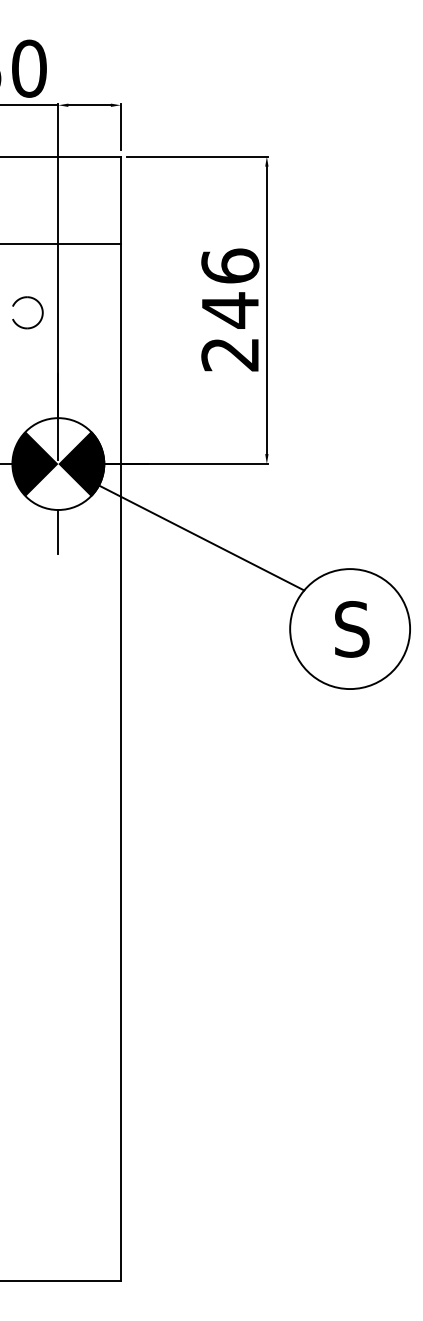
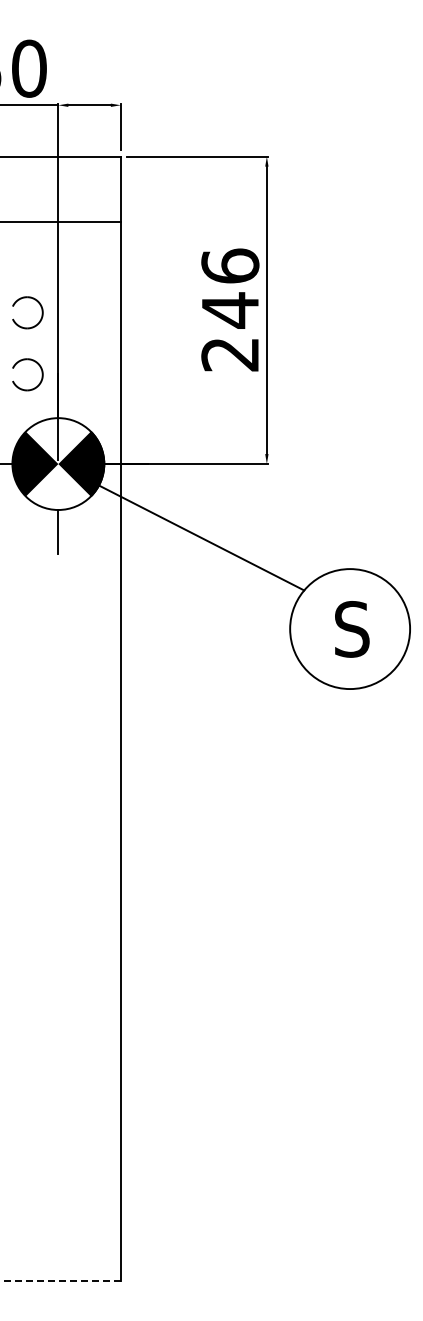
line position: (61, 244) -> (61, 222) (61, 222)
part: none -> present (34, 362)
line: solid -> dashed (60, 1281)
